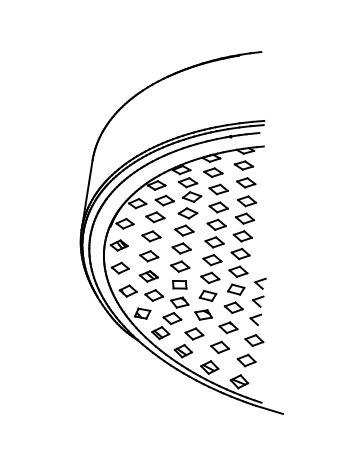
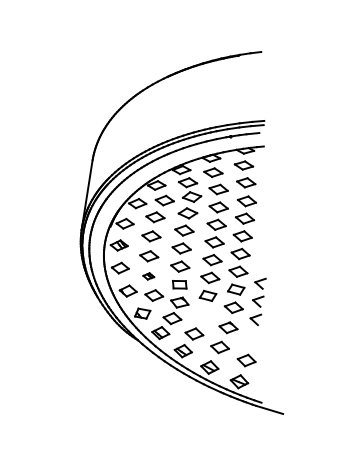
part size: 21x13 px -> 14x9 px (148, 276)
part: present -> none (203, 314)
part: present -> none (254, 340)
